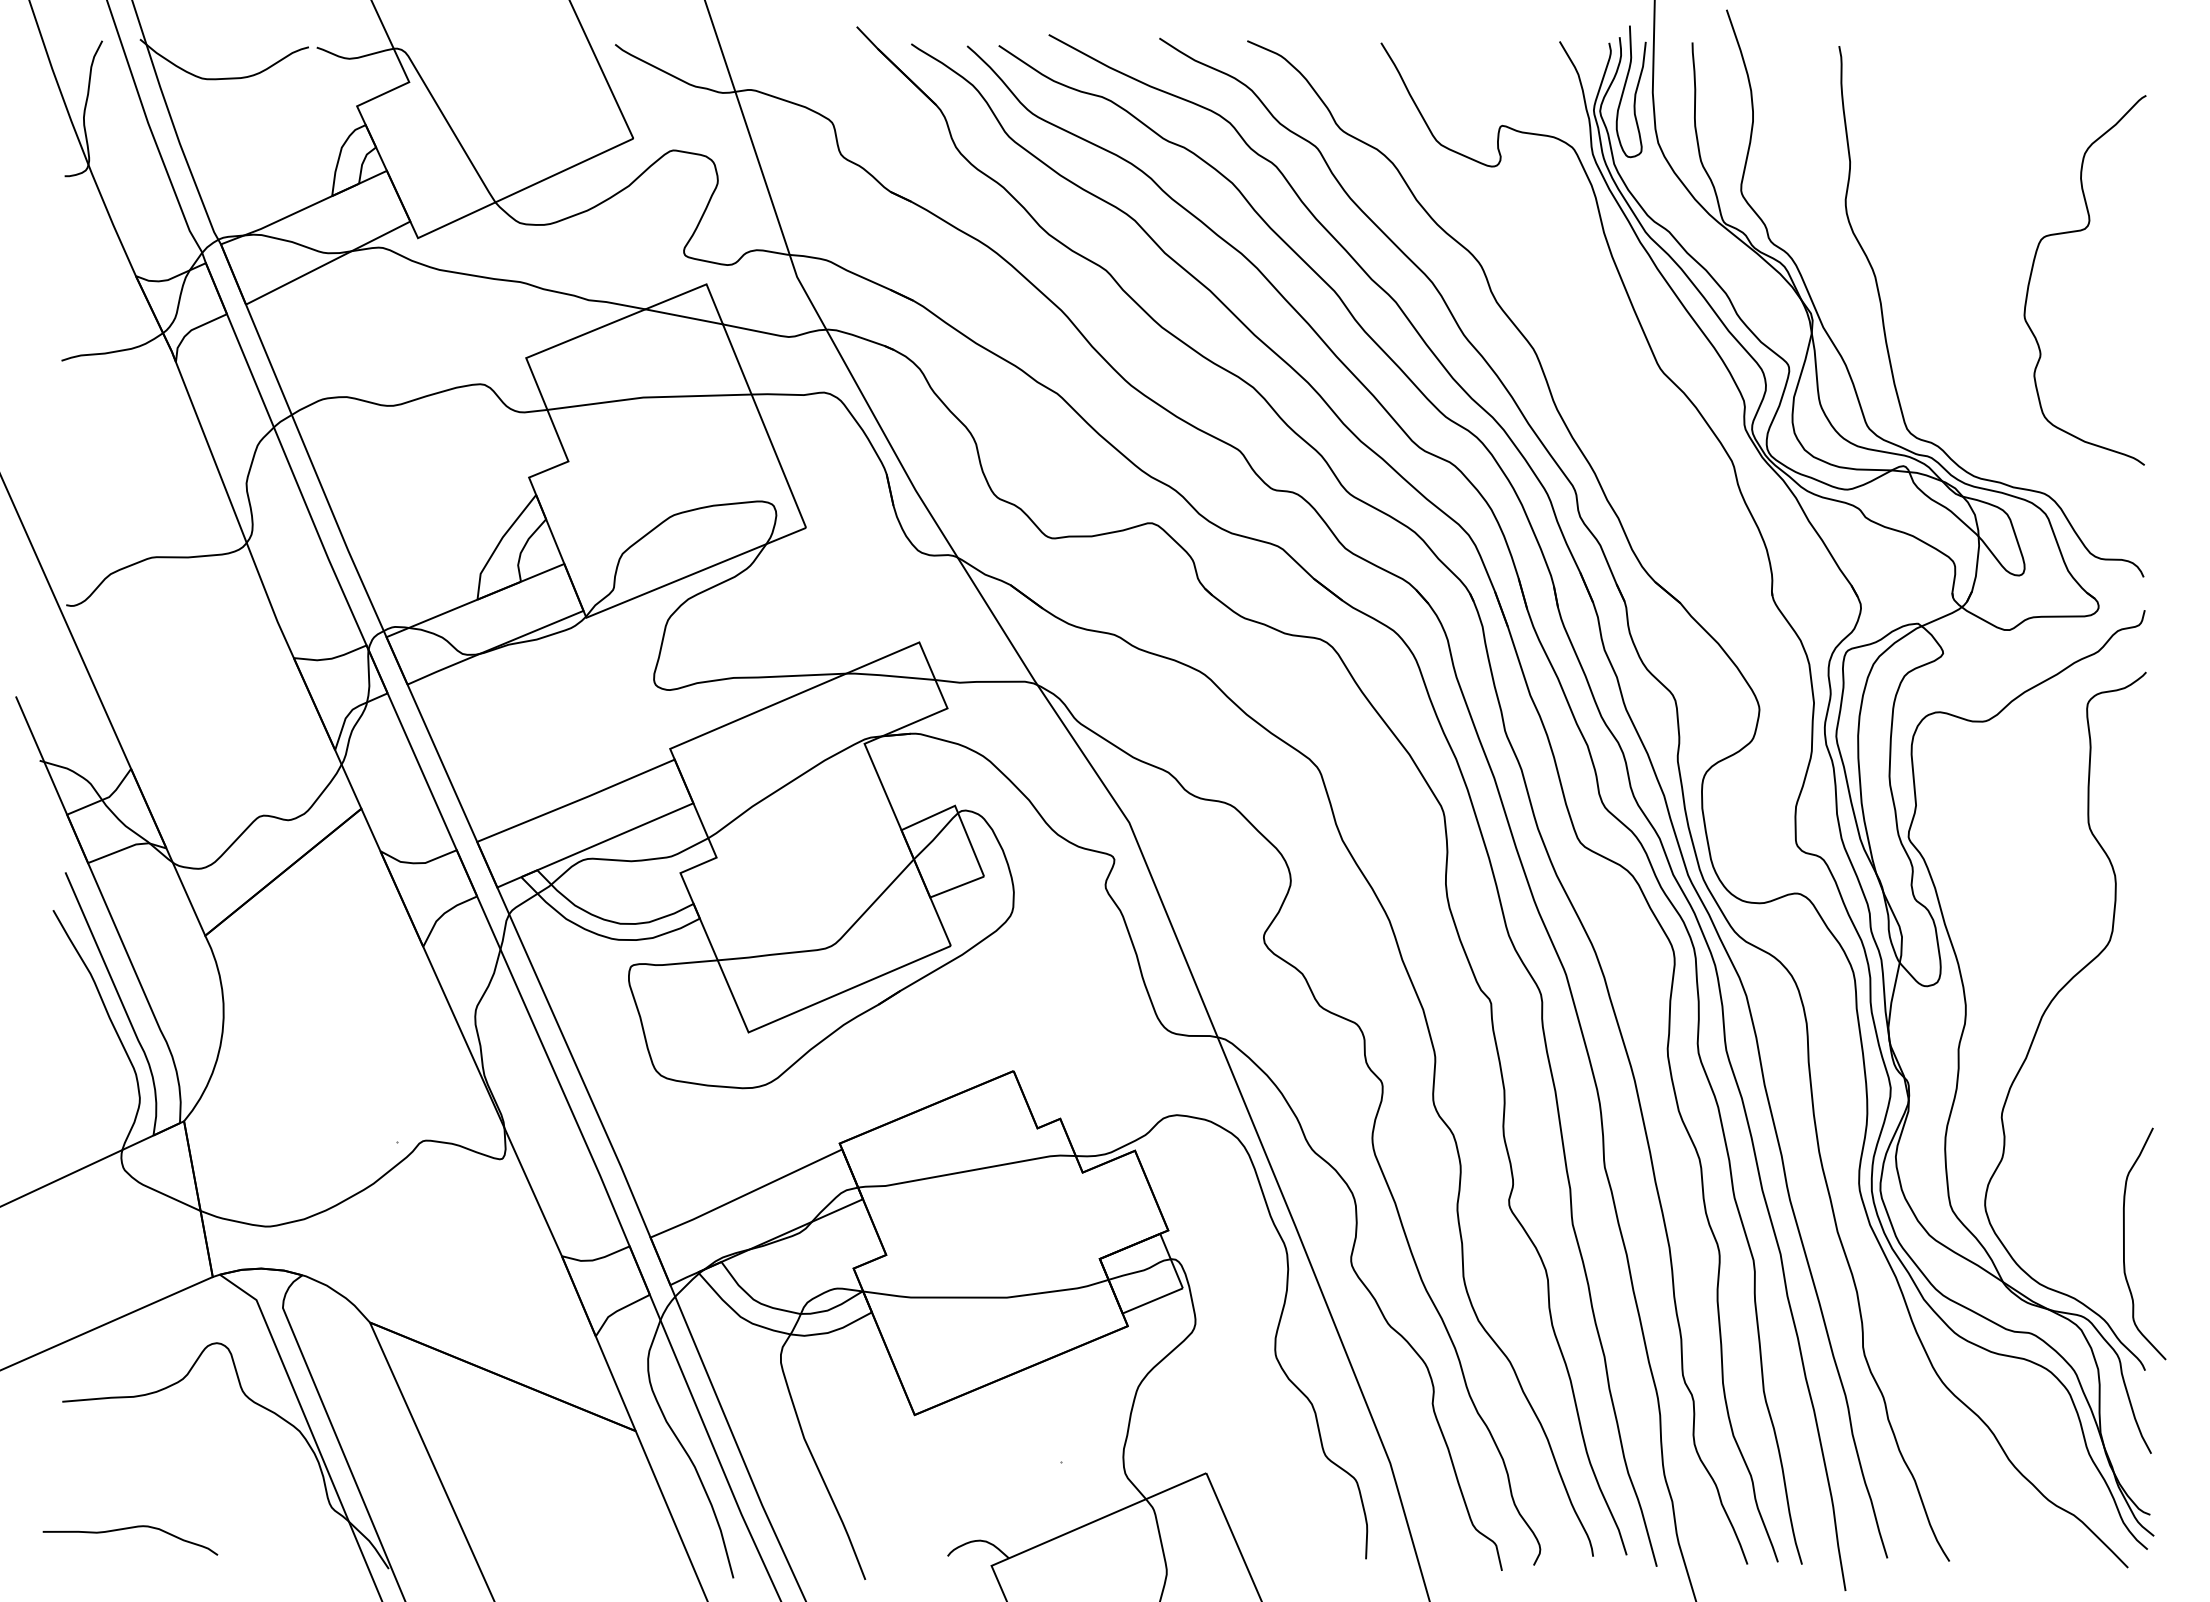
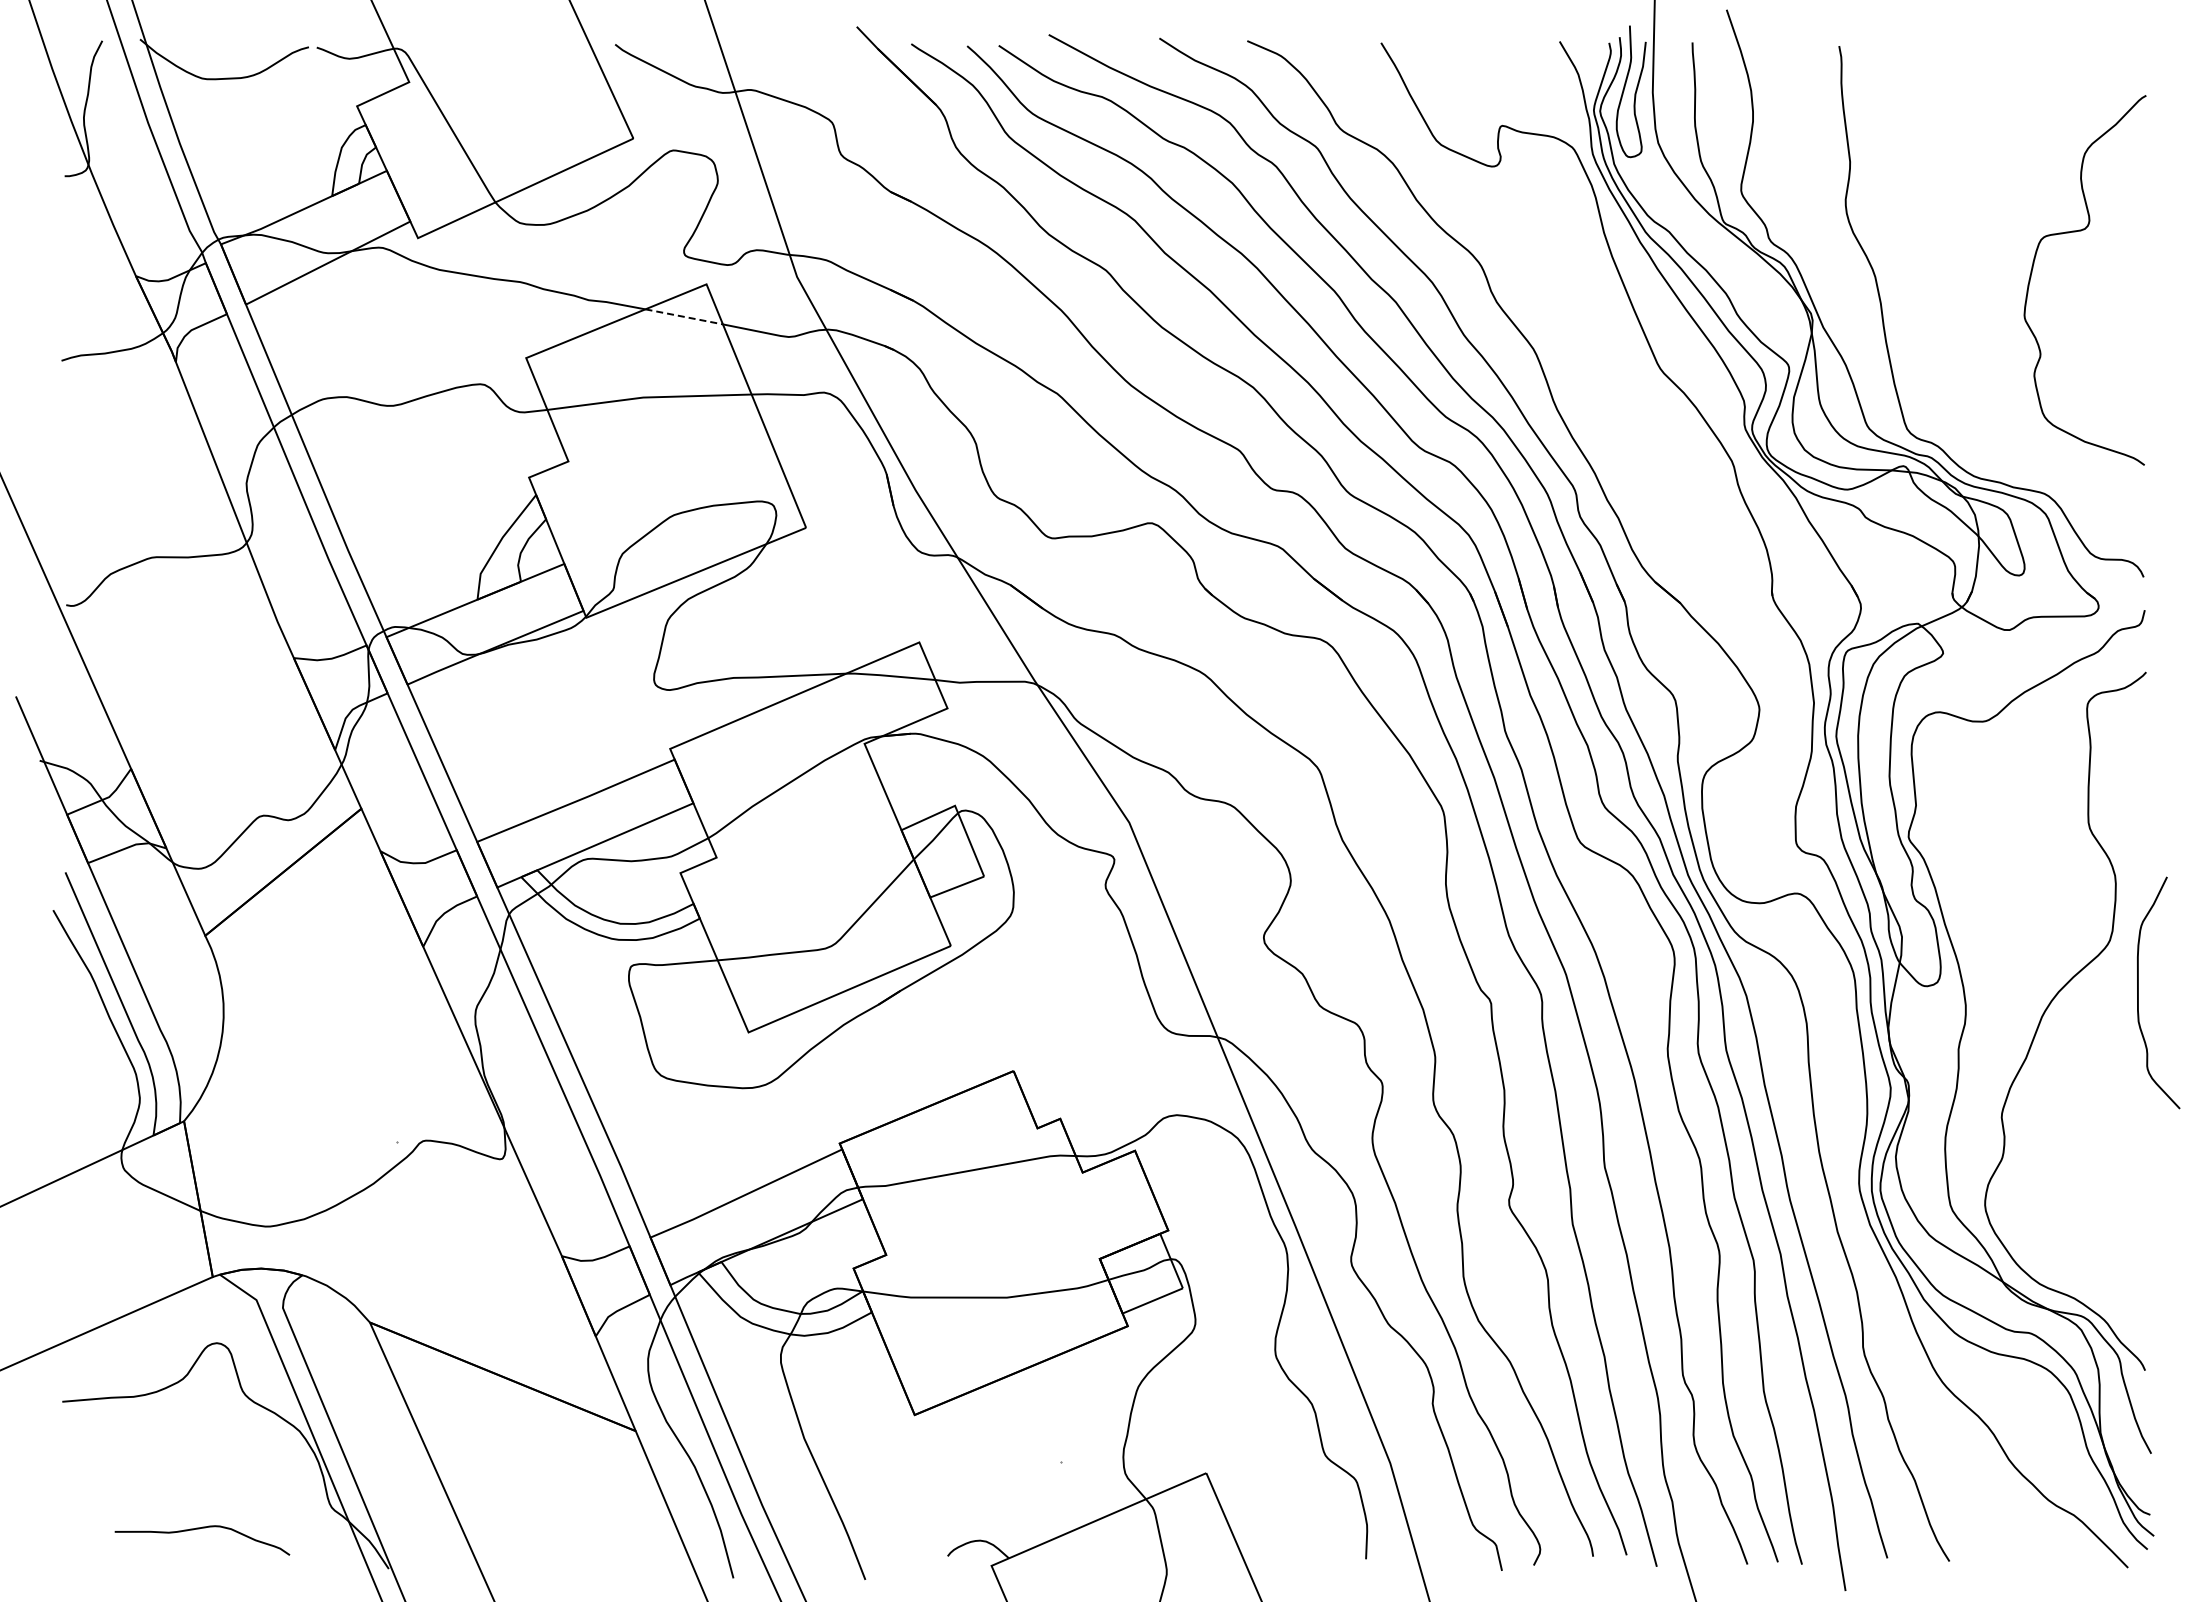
line: solid -> dashed (684, 316)
curve position: (2124, 1243) -> (2138, 992) (2138, 992)
curve position: (127, 1529) -> (199, 1529) (199, 1529)
